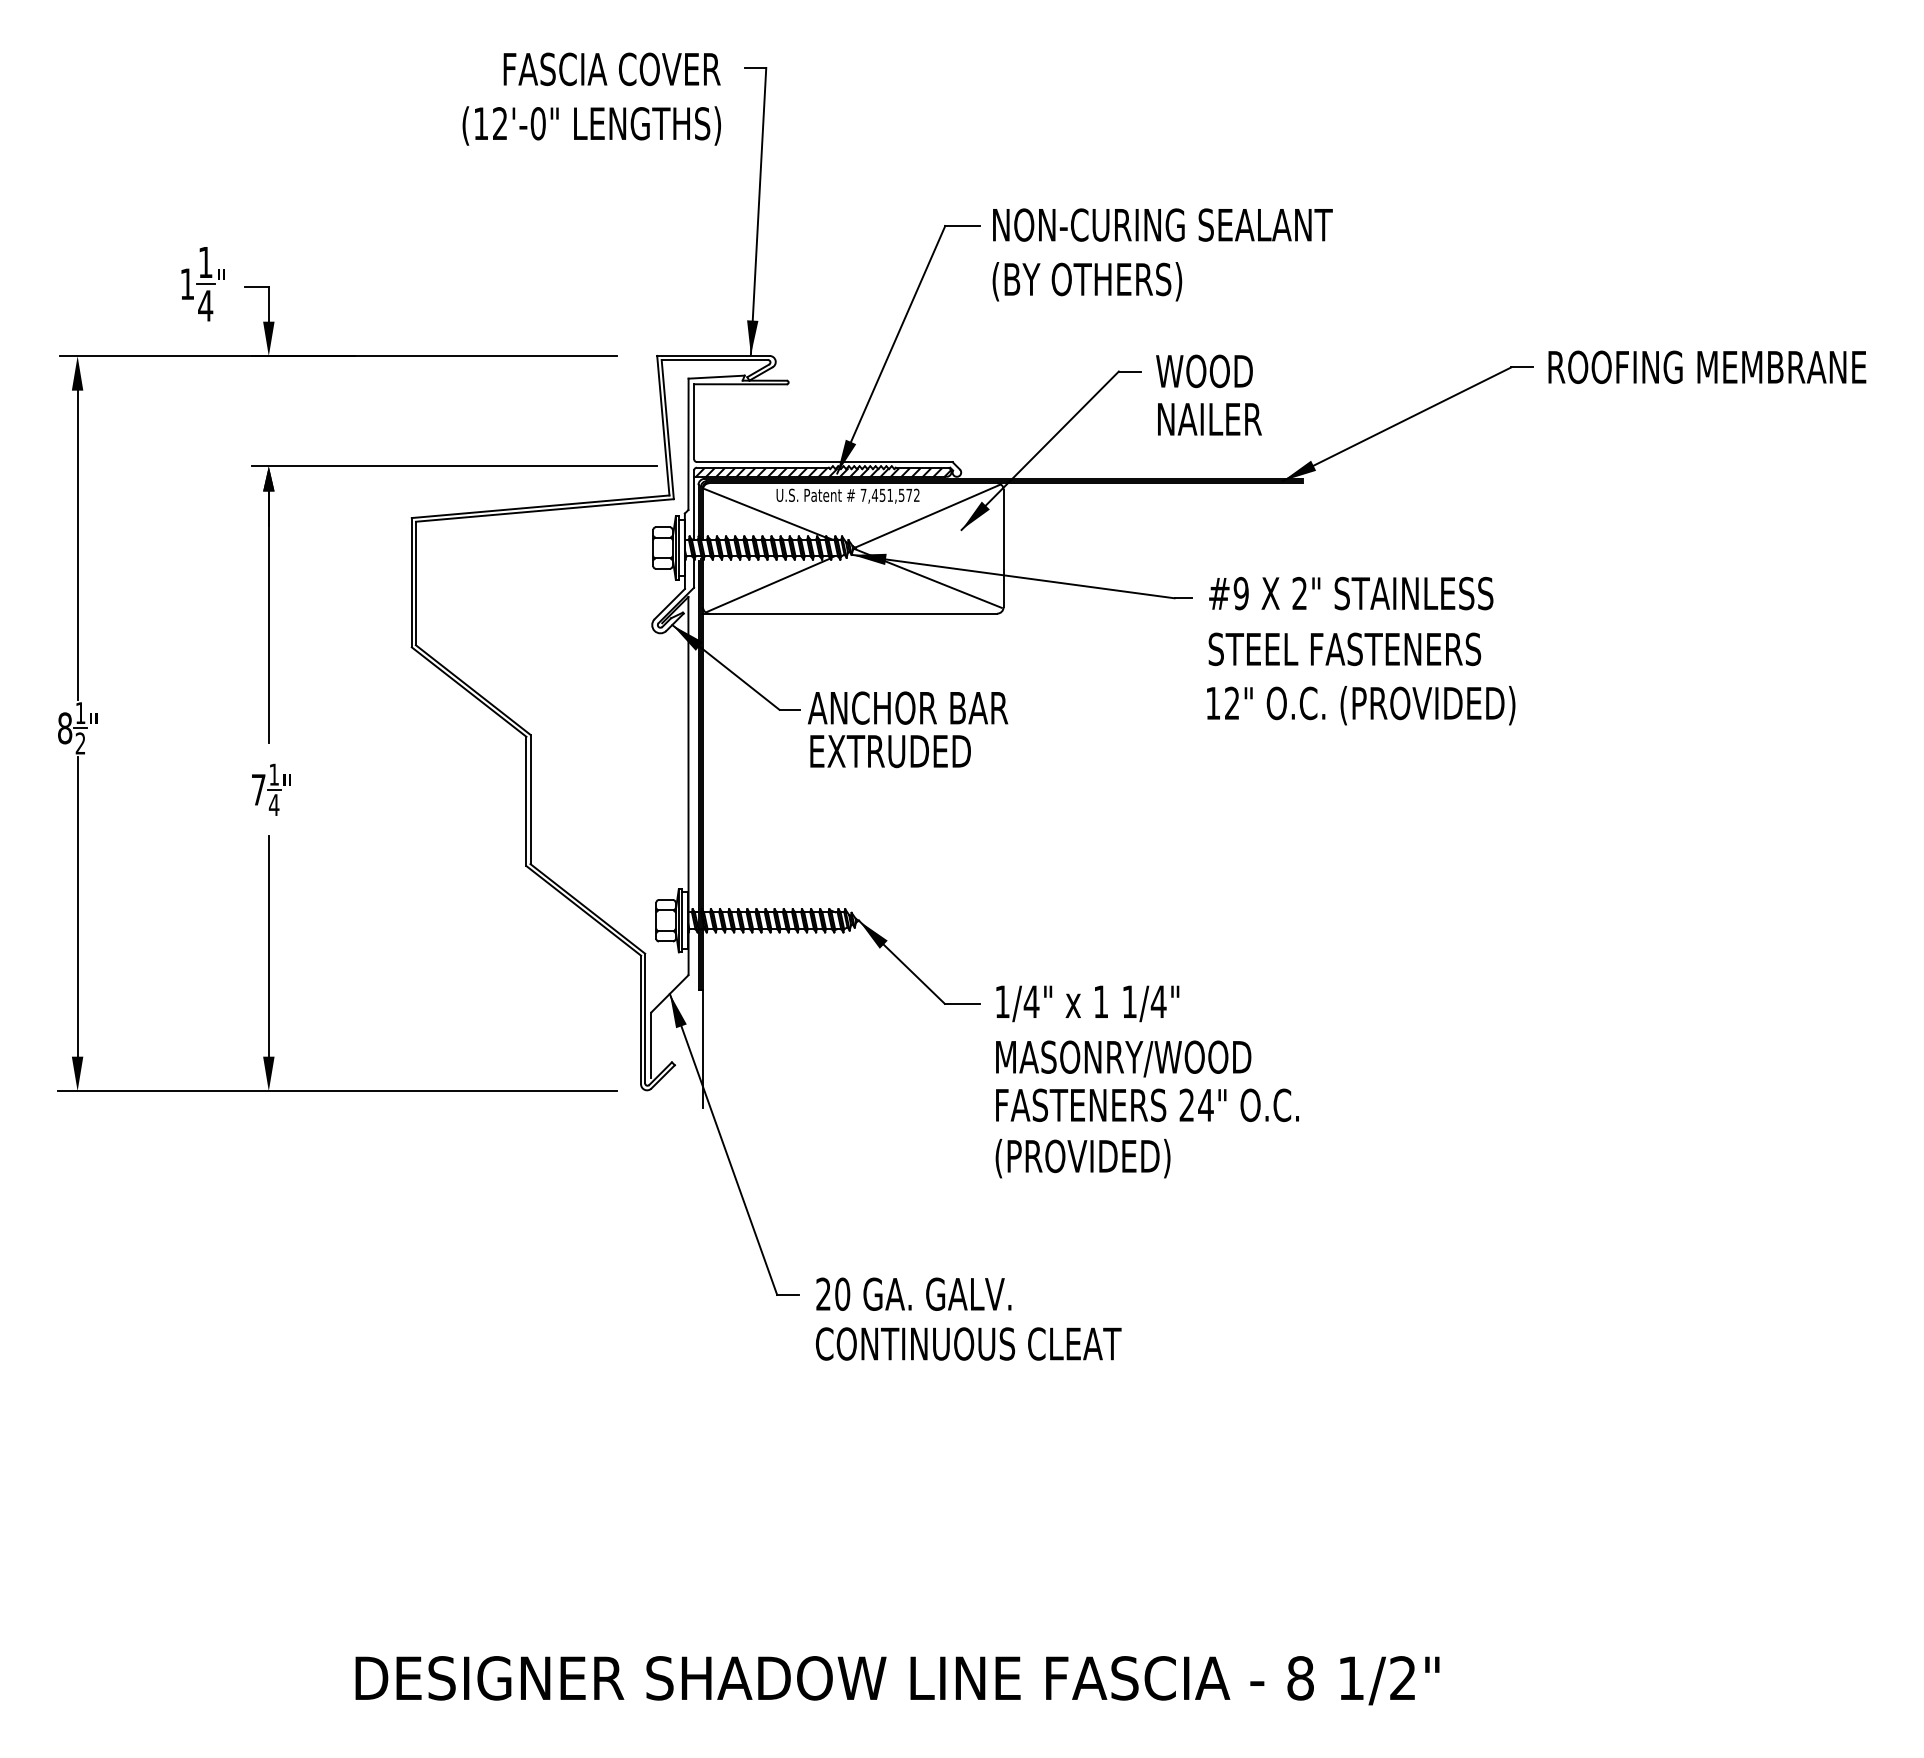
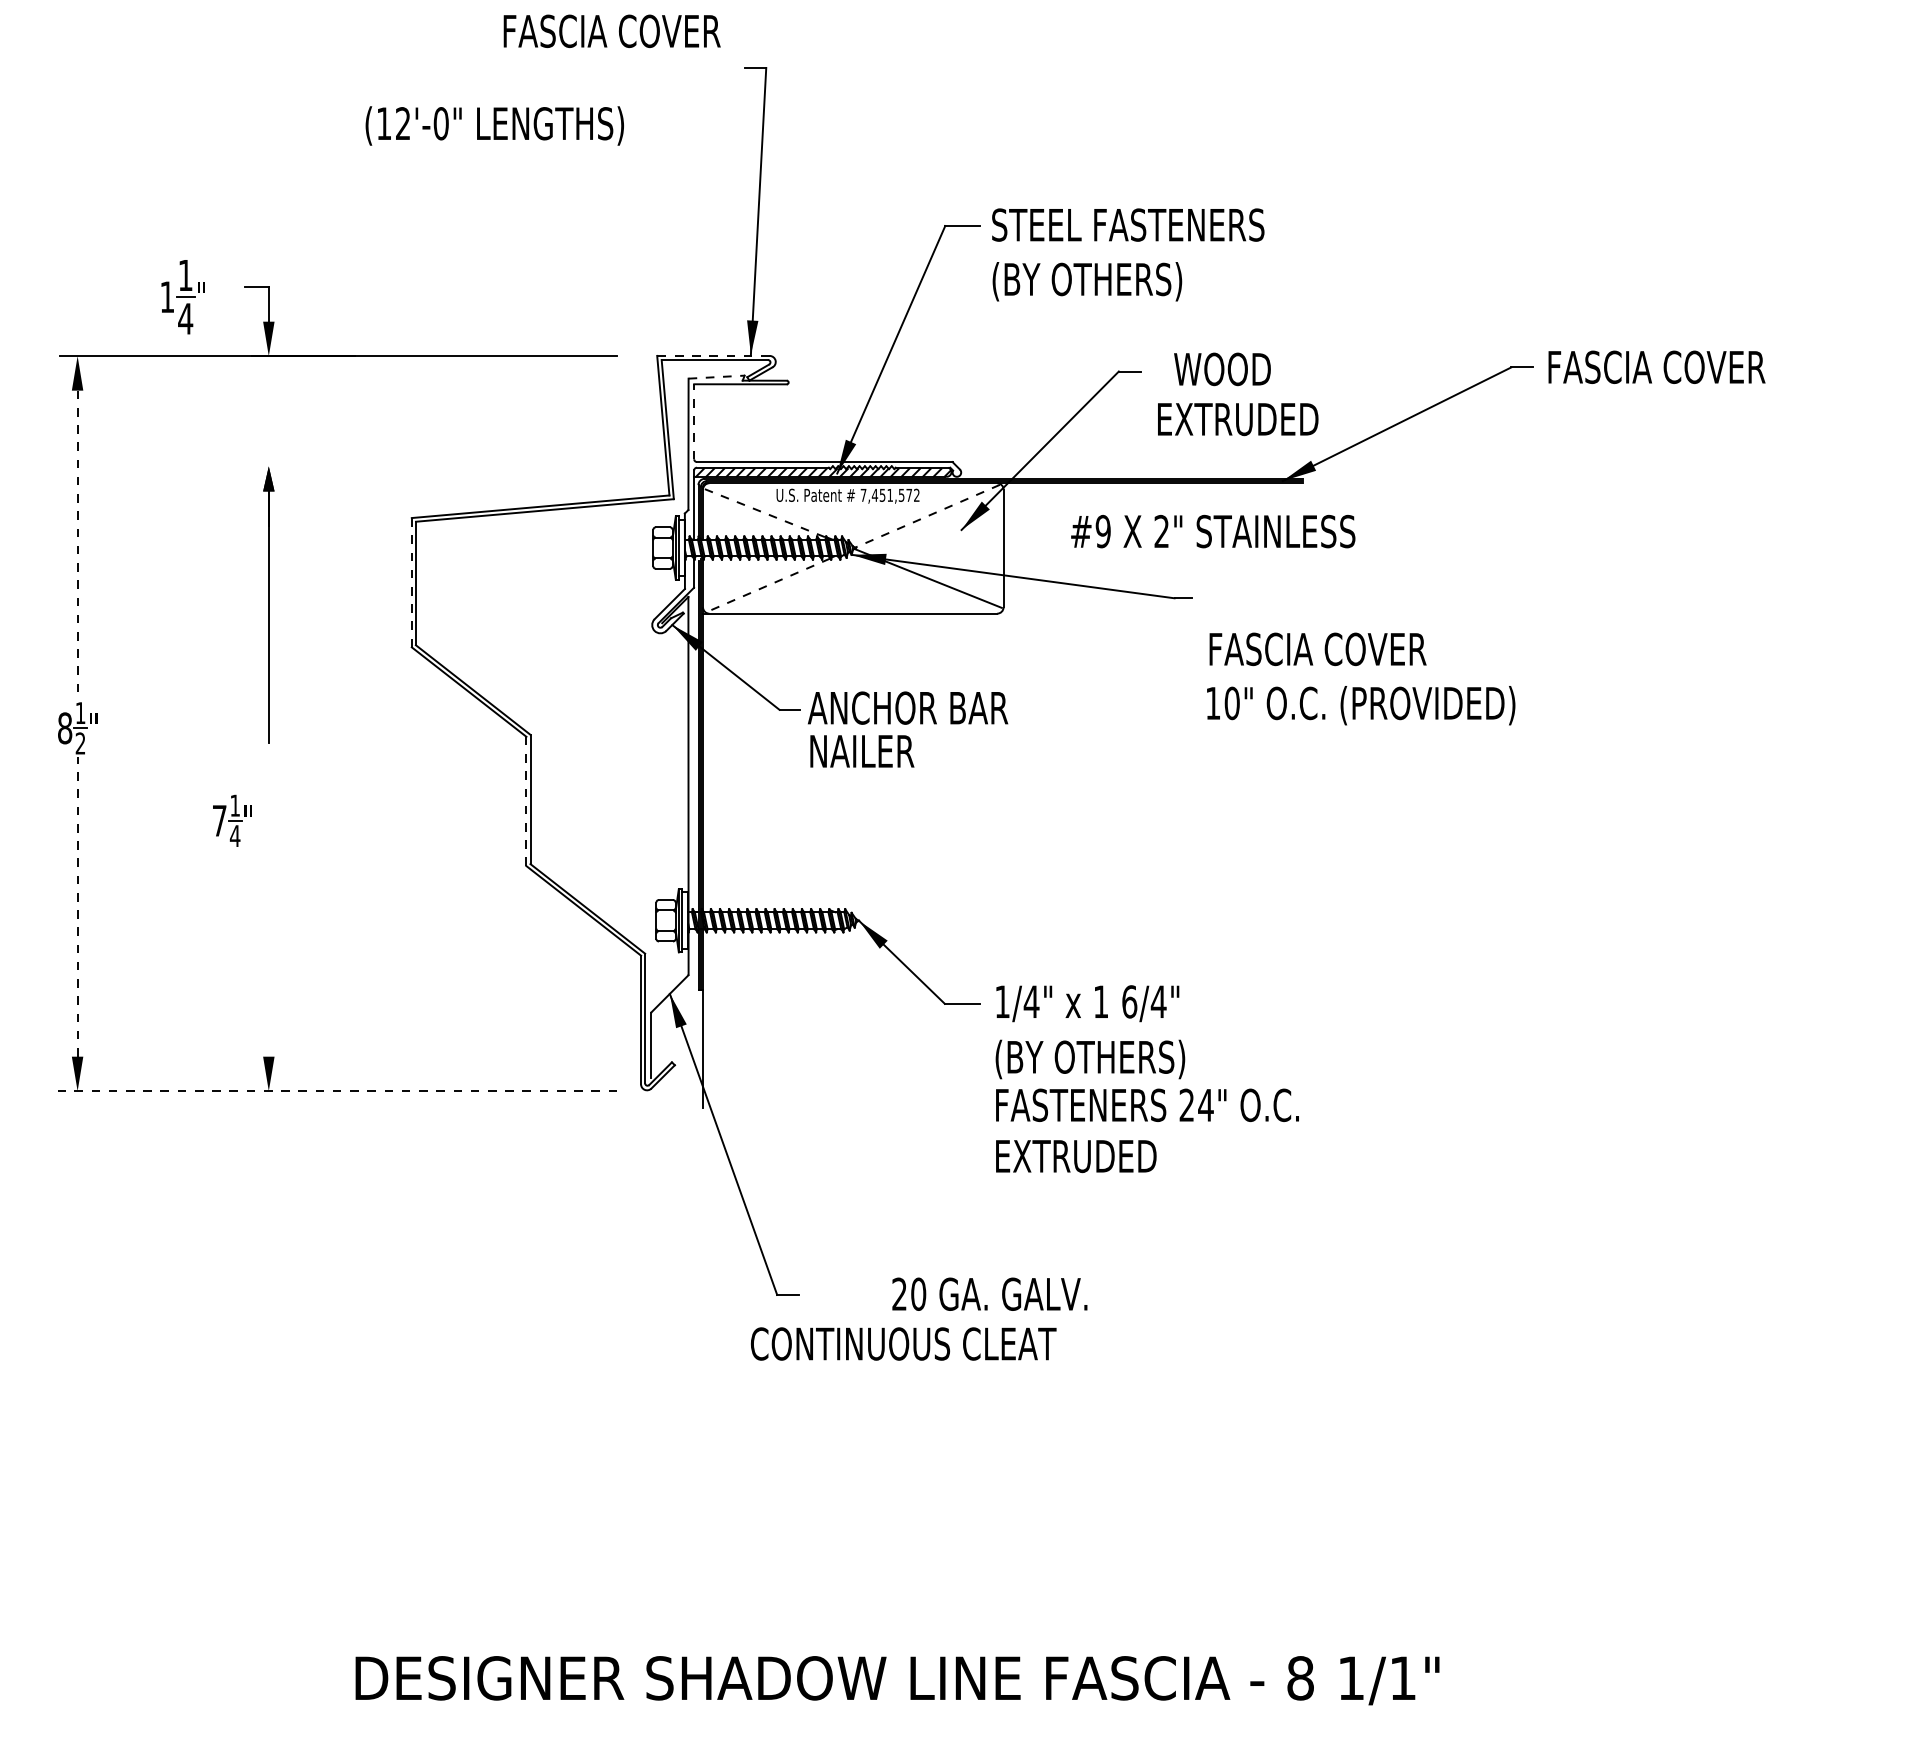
text position: (611, 68) -> (611, 30) (611, 30)
text position: (591, 125) -> (494, 125) (494, 125)
text: NON-CURING SEALANT -> STEEL FASTENERS (1162, 224)
part position: (202, 284) -> (182, 297) (182, 297)
line: solid -> dashed (712, 355)
text: ROOFING MEMBRANE -> FASCIA COVER (1708, 367)
text position: (1204, 371) -> (1222, 369) (1222, 369)
line: solid -> dashed (717, 377)
text: NAILER -> EXTRUDED (1239, 419)
line: solid -> dashed (694, 421)
line: present -> none (453, 466)
line: solid -> dashed (765, 513)
line: solid -> dashed (926, 516)
line: solid -> dashed (77, 545)
line: solid -> dashed (411, 582)
line: solid -> dashed (767, 585)
text position: (1351, 593) -> (1213, 531) (1213, 531)
text: STEEL FASTENERS -> FASCIA COVER (1344, 649)
text: 12" -> 10" (1231, 703)
text: EXTRUDED -> NAILER (891, 751)
part position: (271, 789) -> (232, 820) (232, 820)
line: solid -> dashed (526, 801)
line: solid -> dashed (77, 906)
line: present -> none (268, 946)
text: 1/4" -> 6/4" (1129, 1001)
text: MASONRY/WOOD -> (BY OTHERS) (1123, 1059)
line: solid -> dashed (337, 1091)
text: (PROVIDED) -> EXTRUDED (1082, 1158)
text position: (913, 1293) -> (989, 1293) (989, 1293)
text position: (968, 1343) -> (903, 1343) (903, 1343)
text: 1/2" -> 1/1" (1402, 1677)
